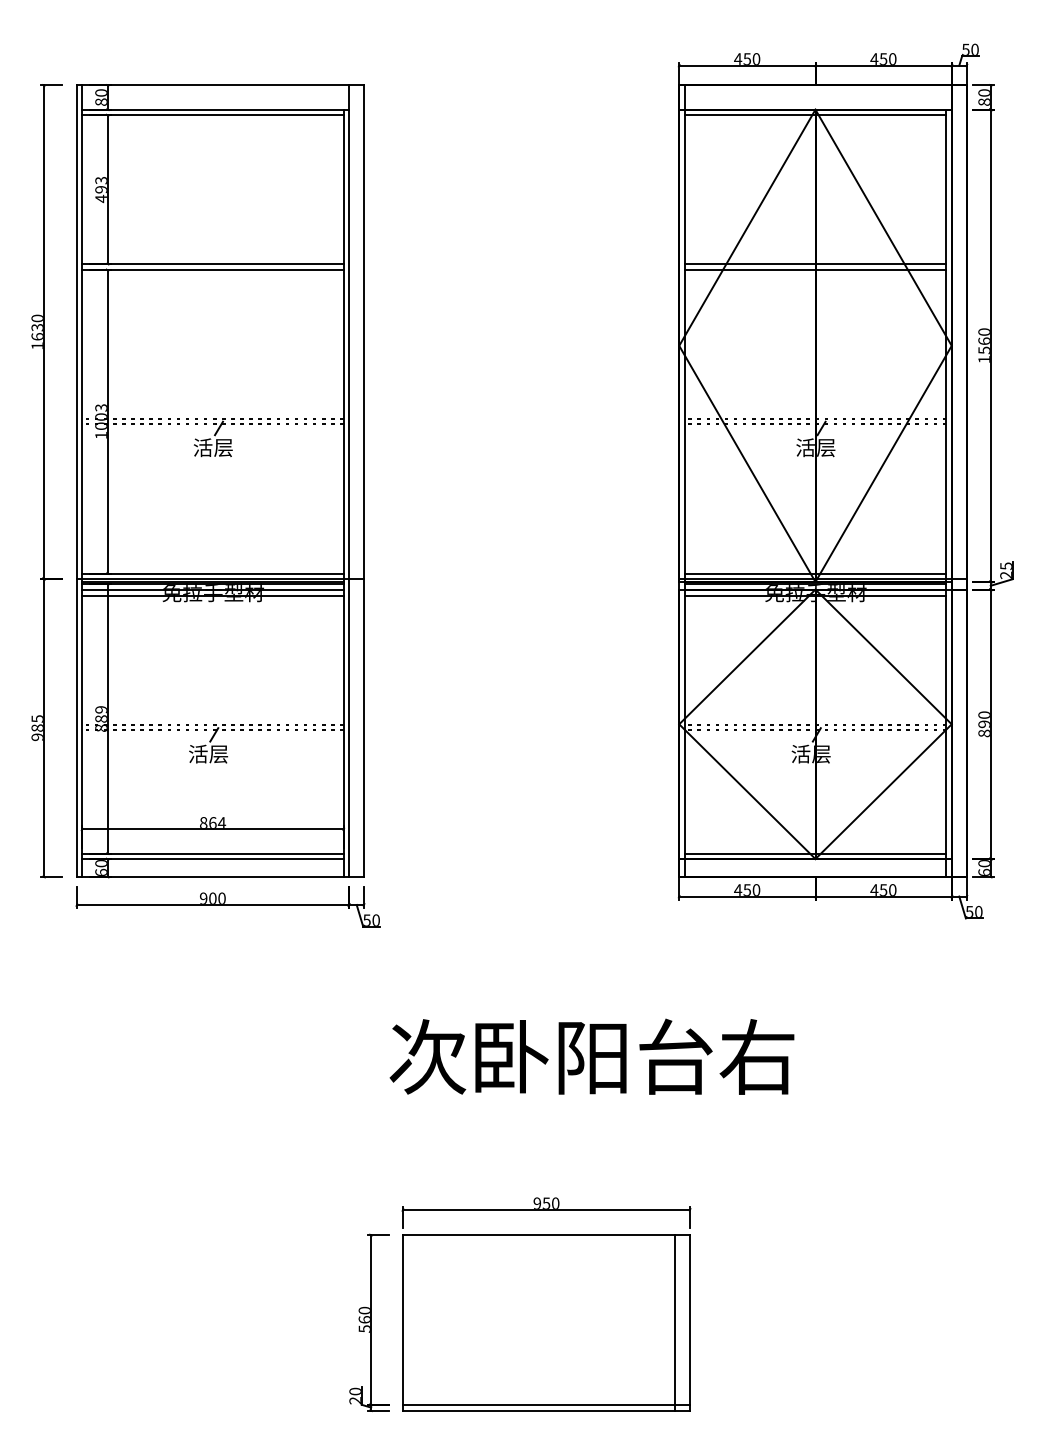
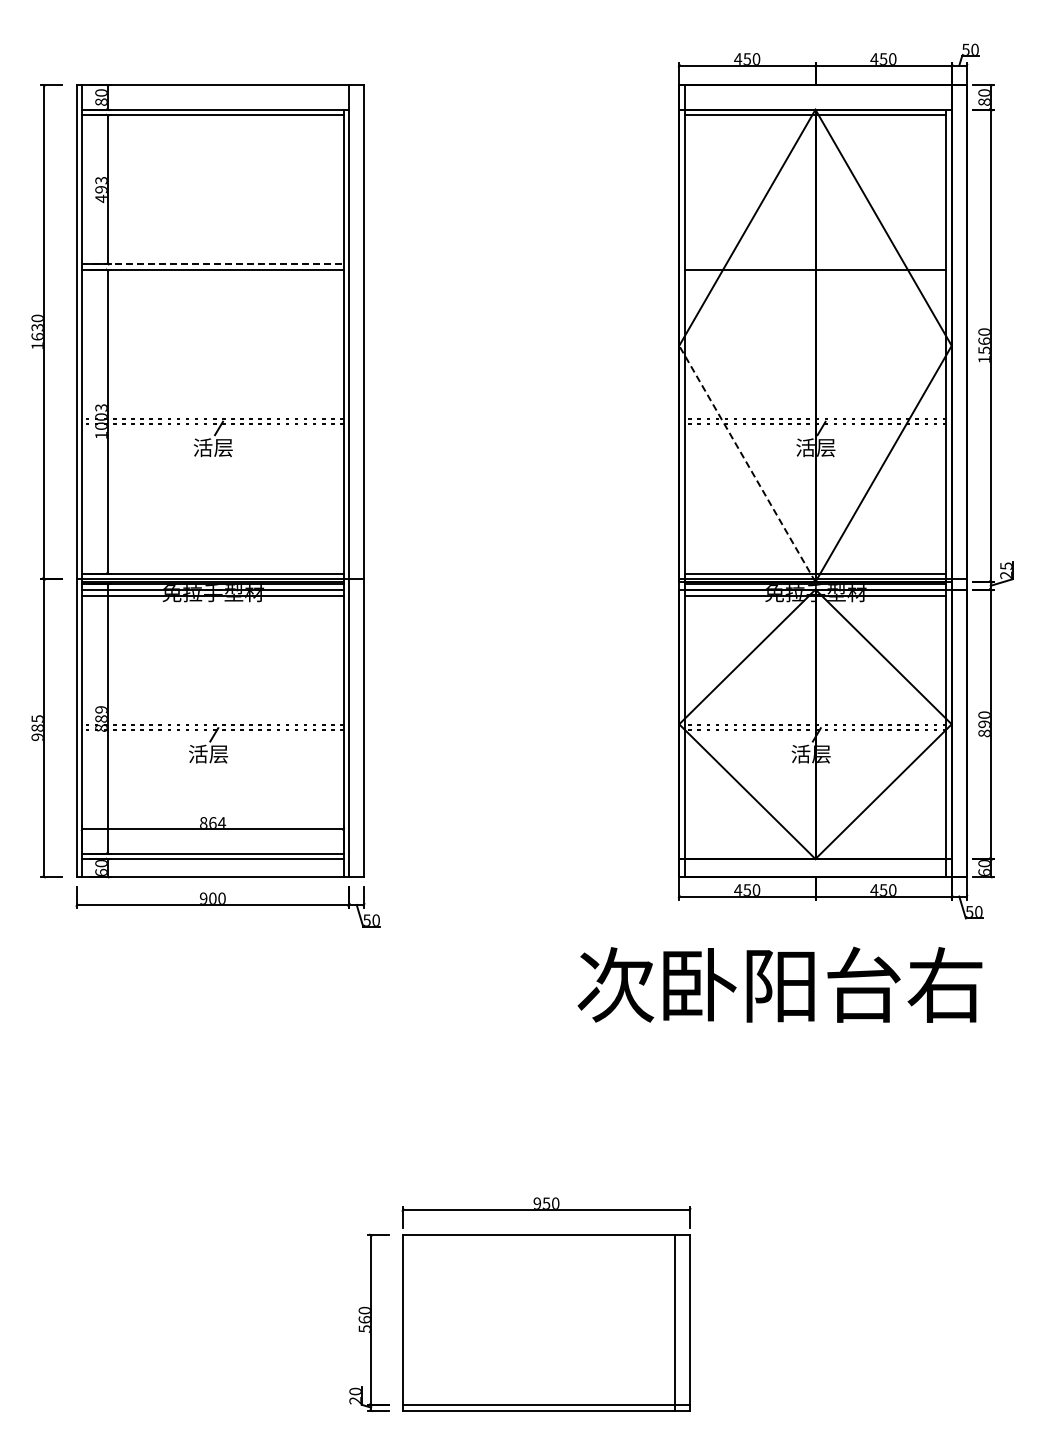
line: solid -> dashed (212, 264)
line: present -> none (815, 264)
line: solid -> dashed (747, 463)
line: present -> none (815, 853)
text position: (591, 1056) -> (779, 984) (779, 984)
